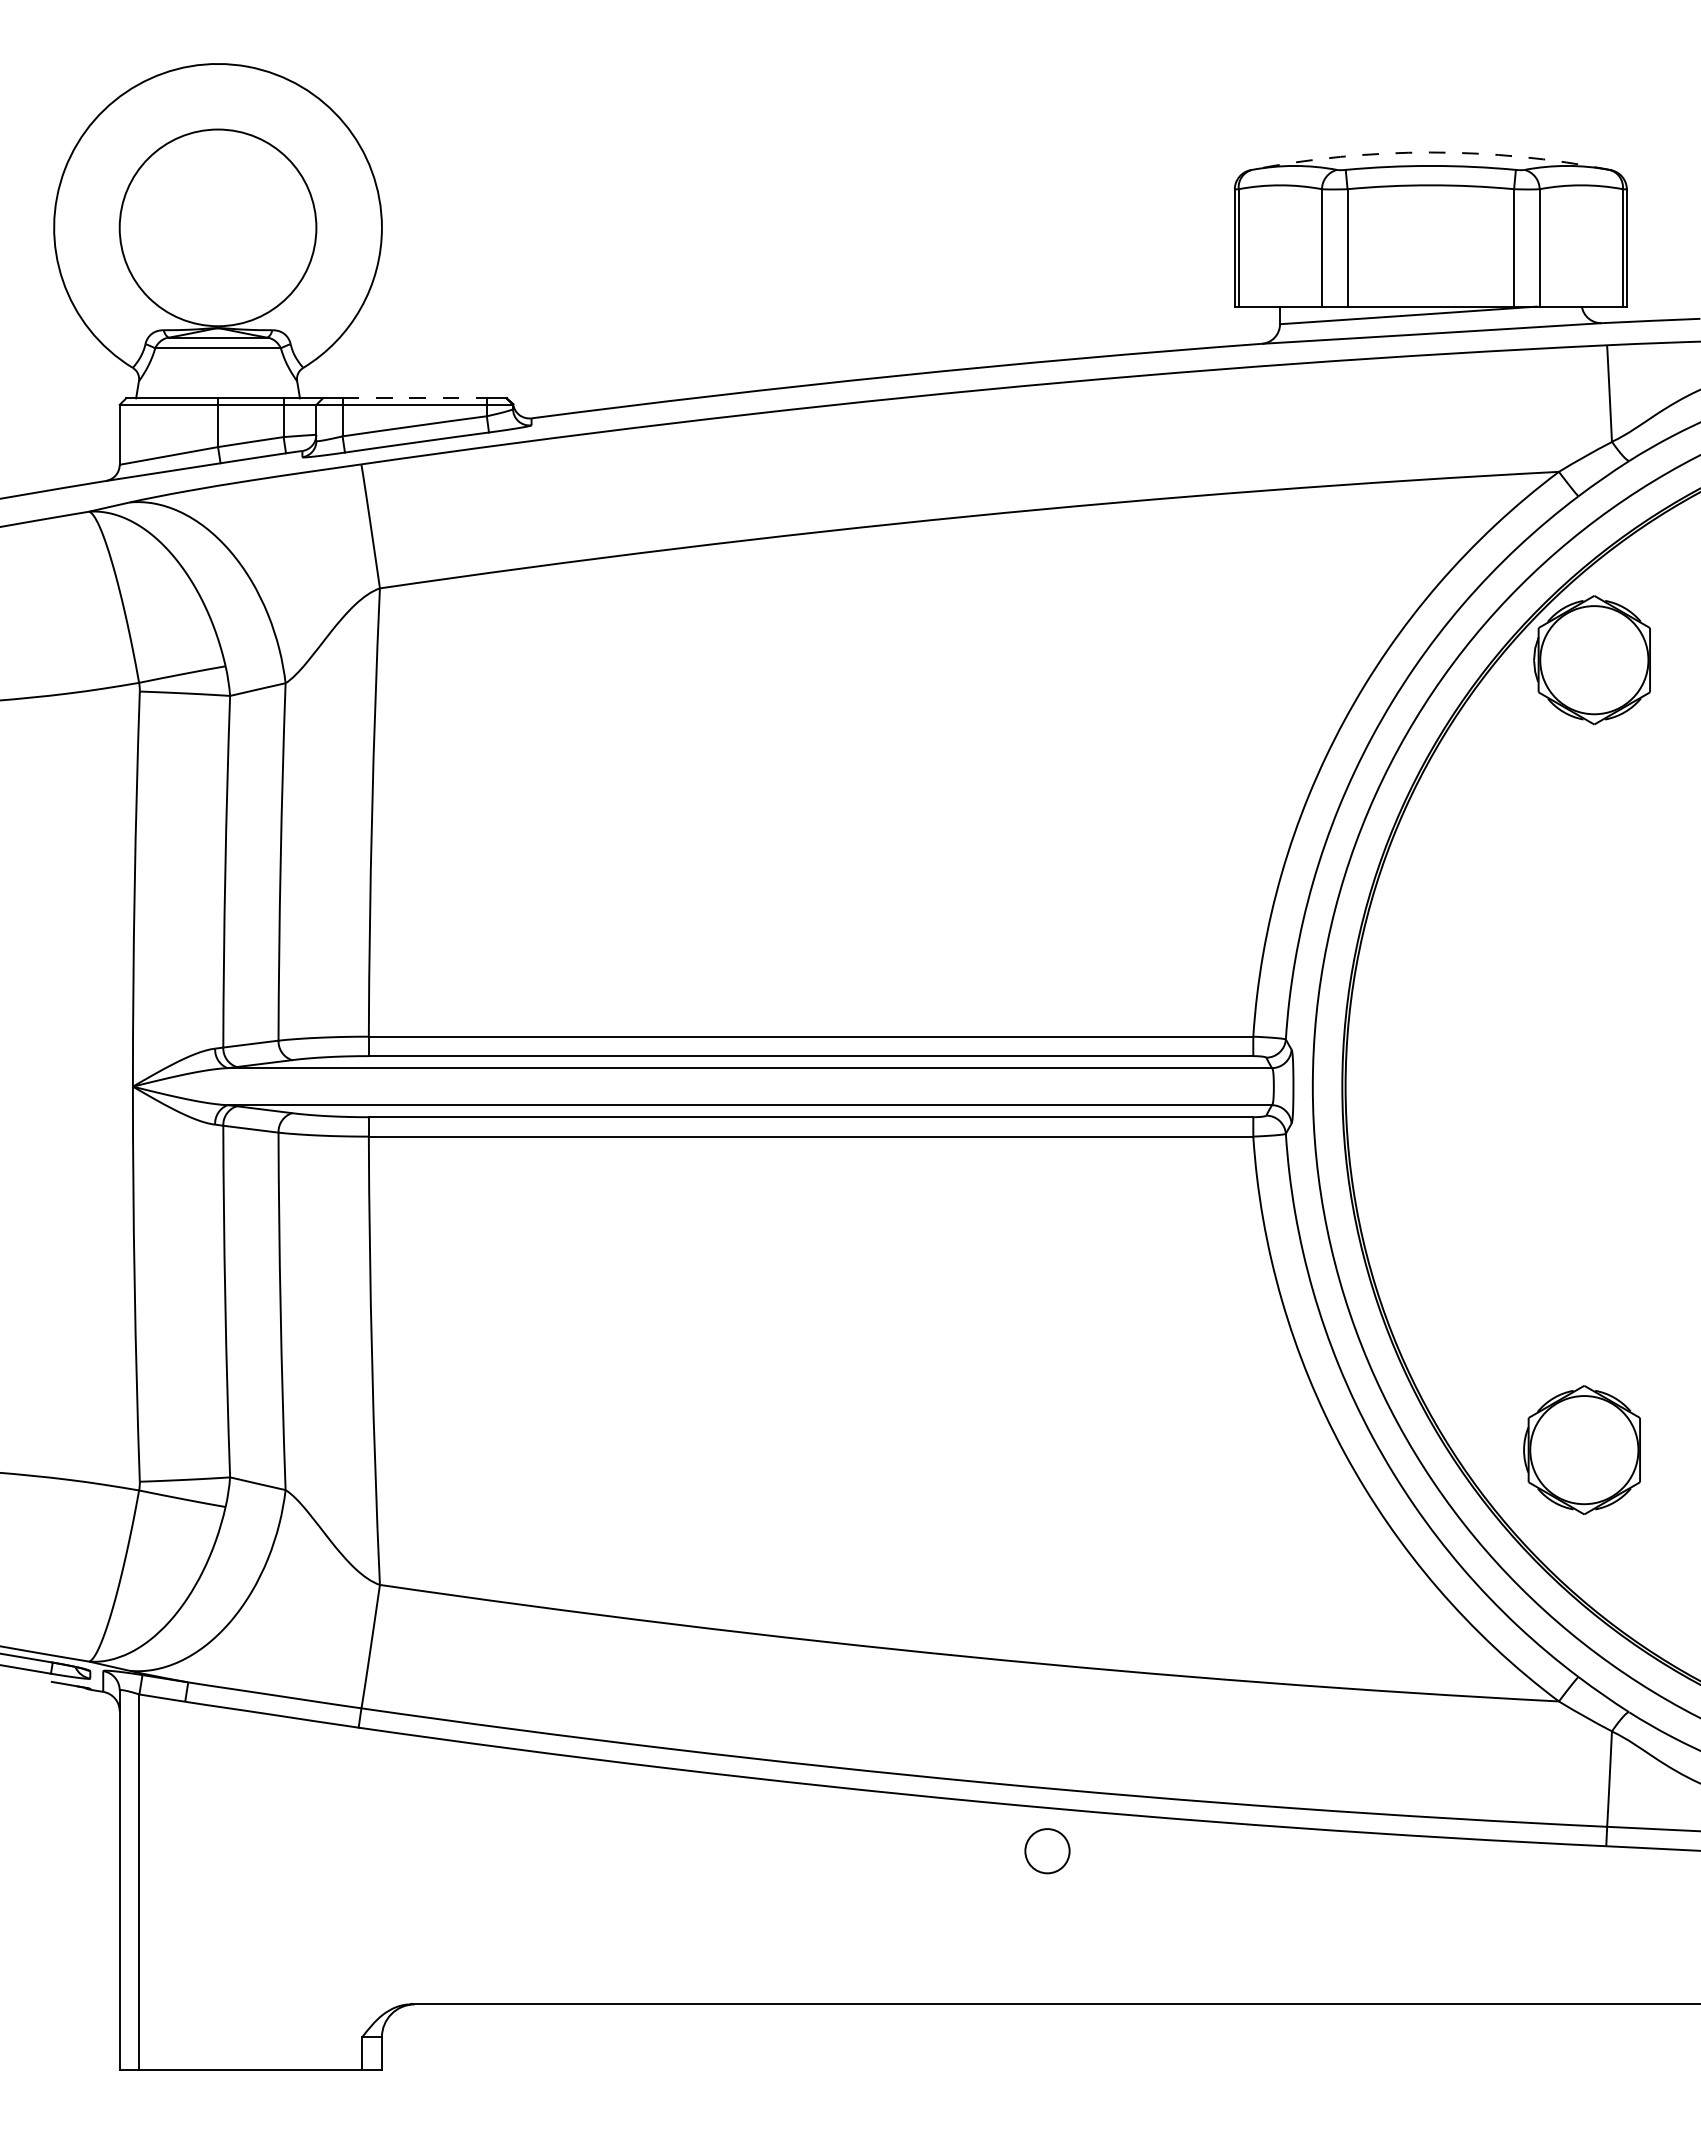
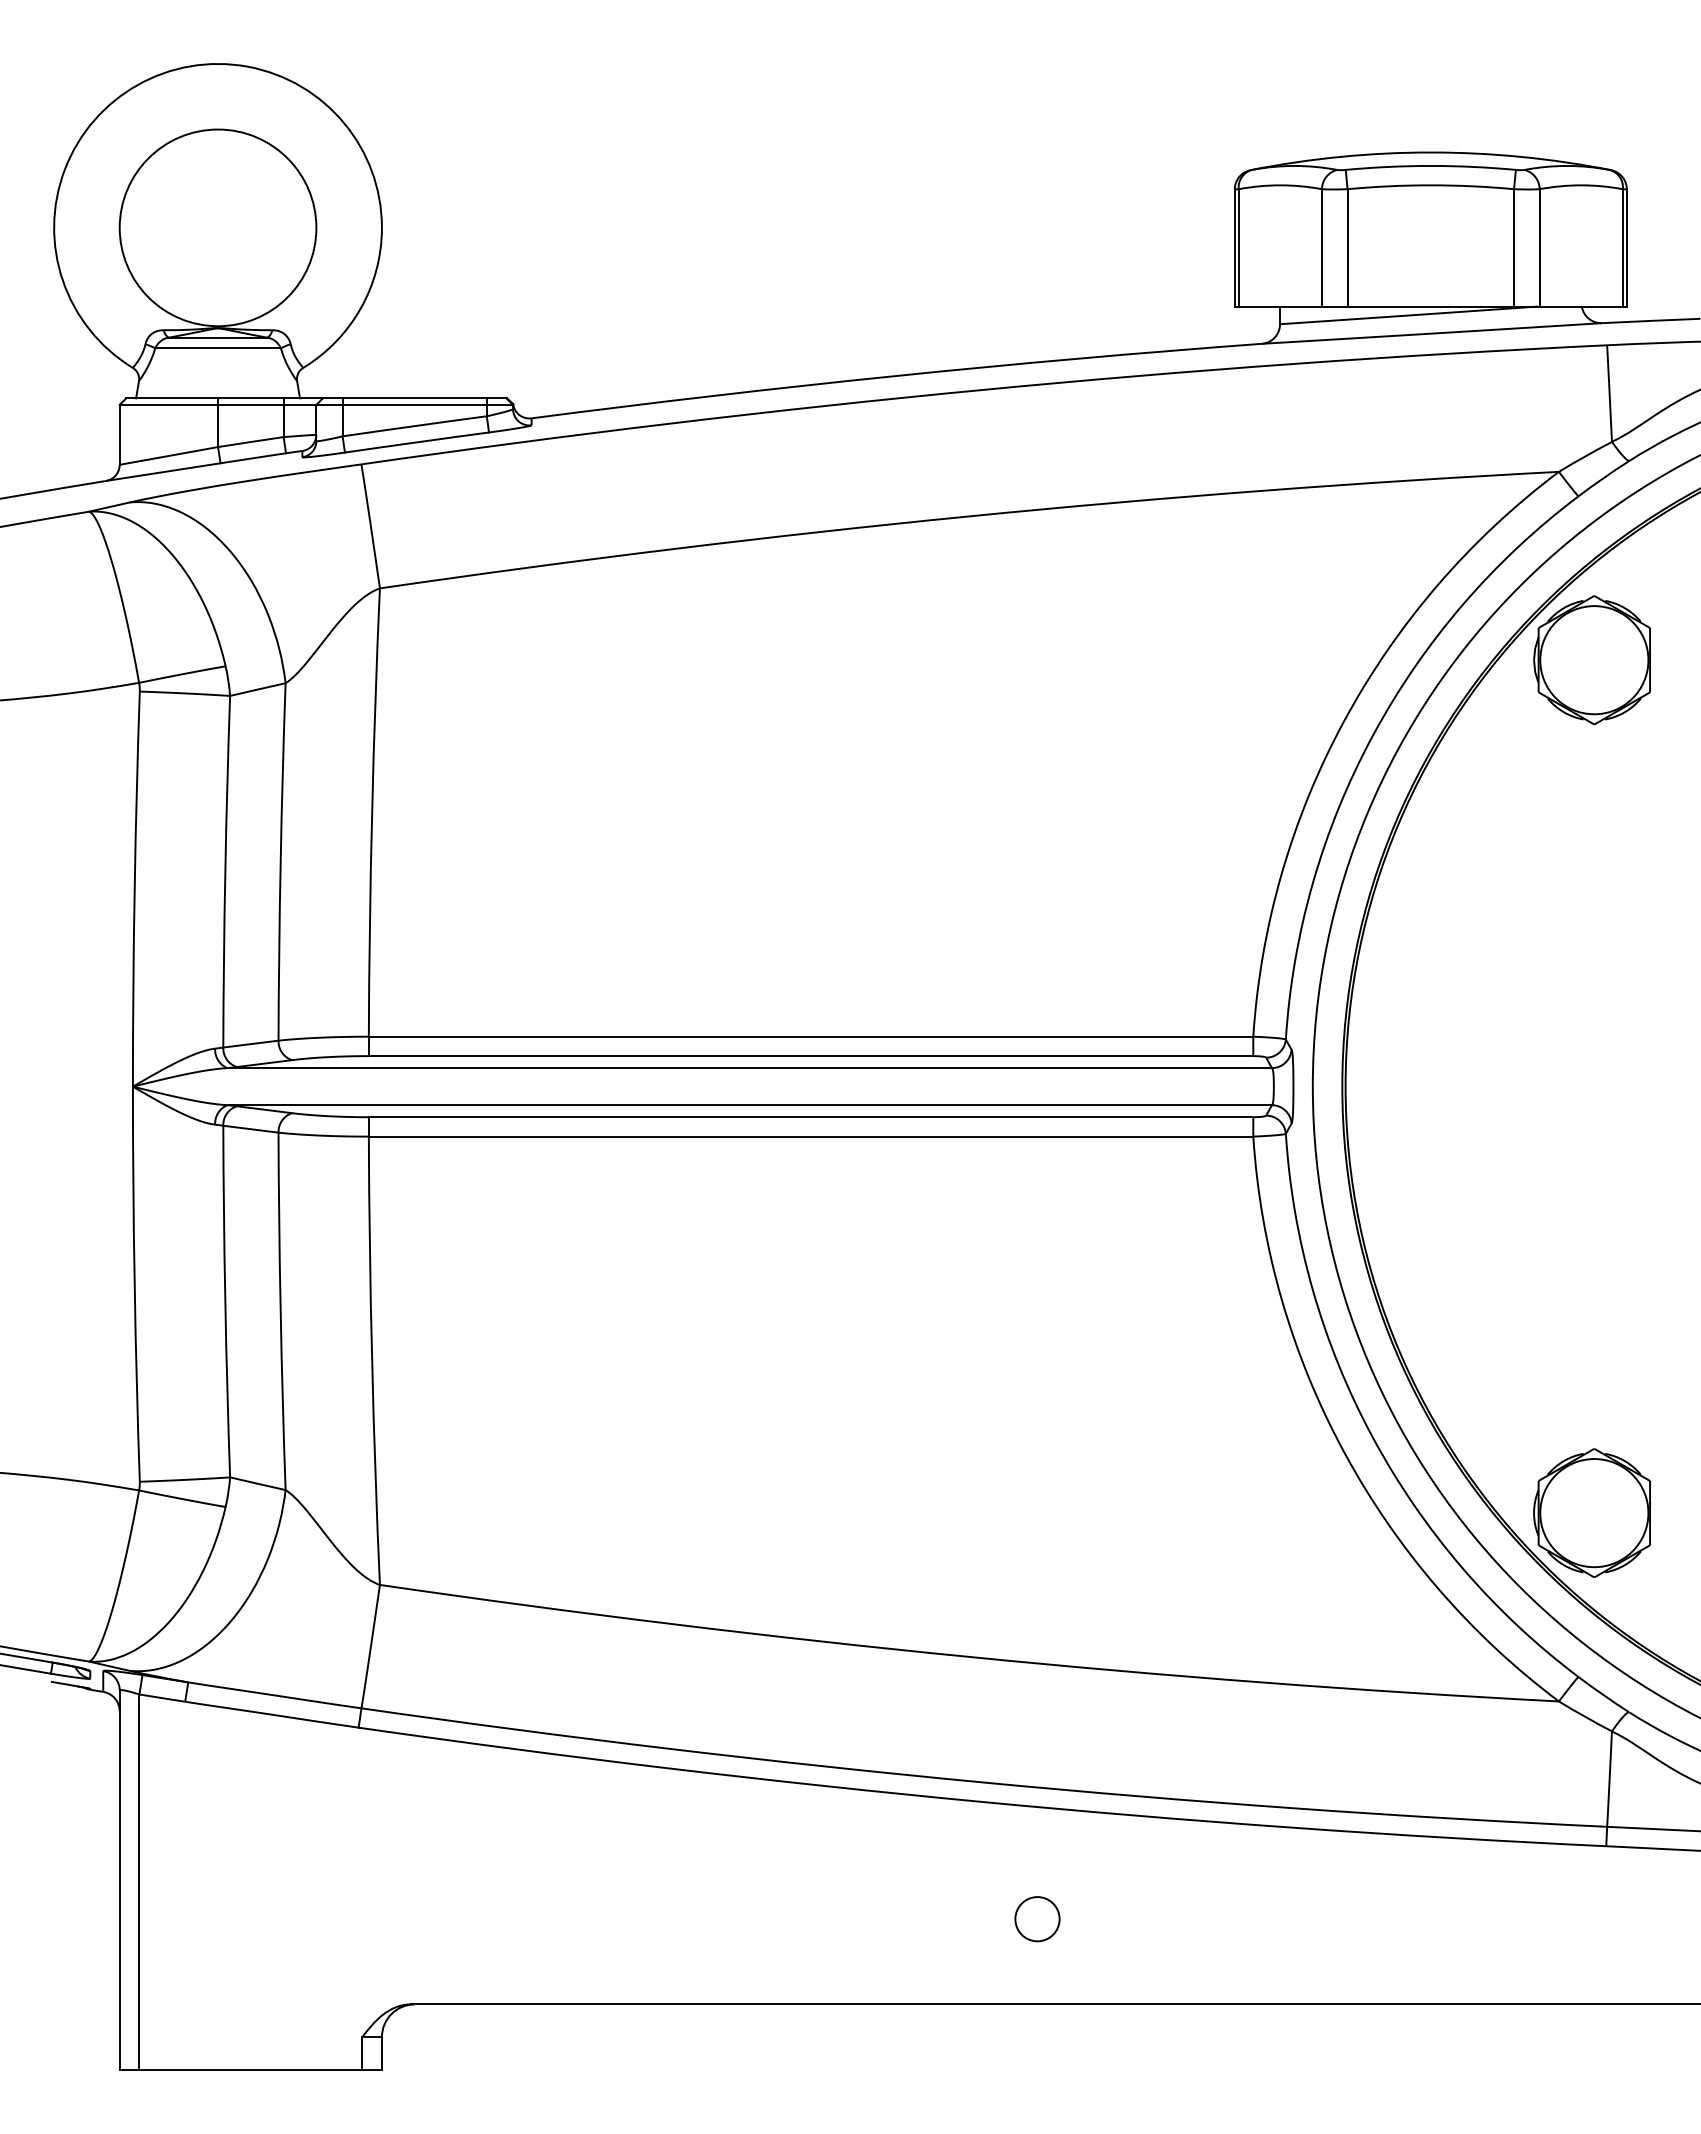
arc: dashed -> solid (1430, 152)
line: dashed -> solid (415, 398)
part position: (1581, 1449) -> (1591, 1512) (1591, 1512)
circle position: (1047, 1851) -> (1037, 1919) (1037, 1919)
